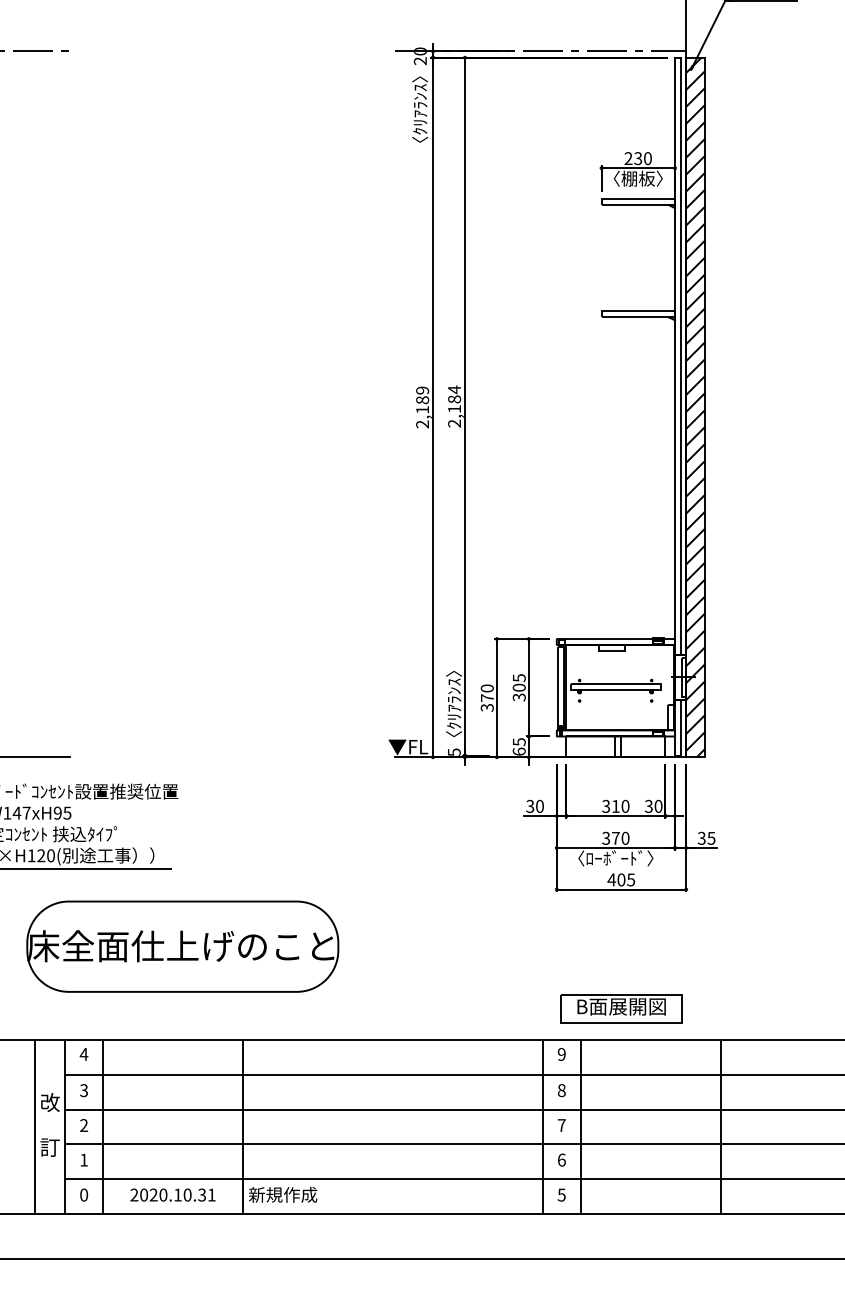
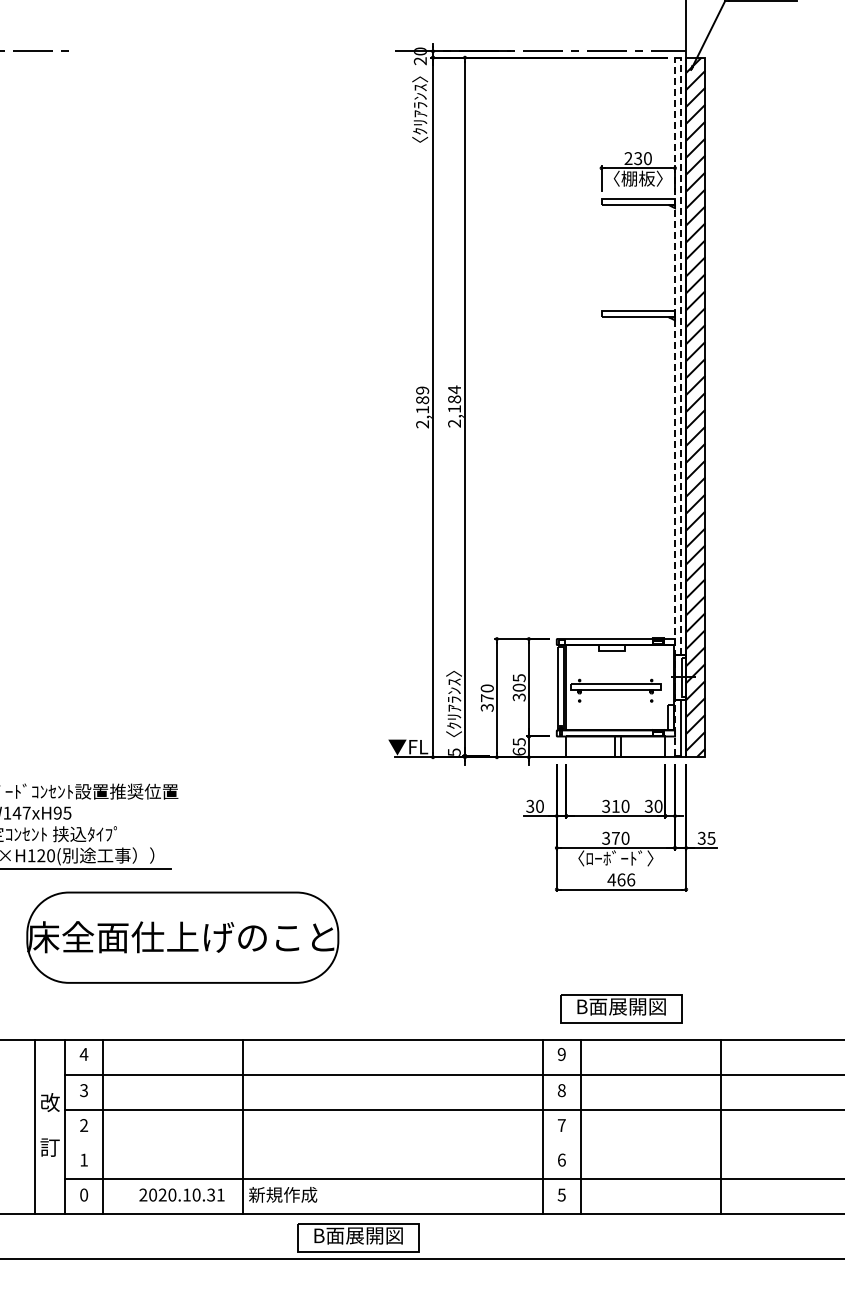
line: solid -> dashed (681, 356)
line: solid -> dashed (675, 406)
line: present -> none (36, 757)
text: 405 -> 466 (626, 879)
part position: (182, 946) -> (182, 937) (182, 937)
line: present -> none (452, 1144)
text position: (172, 1194) -> (181, 1194) (181, 1194)
part: none -> present (358, 1237)
